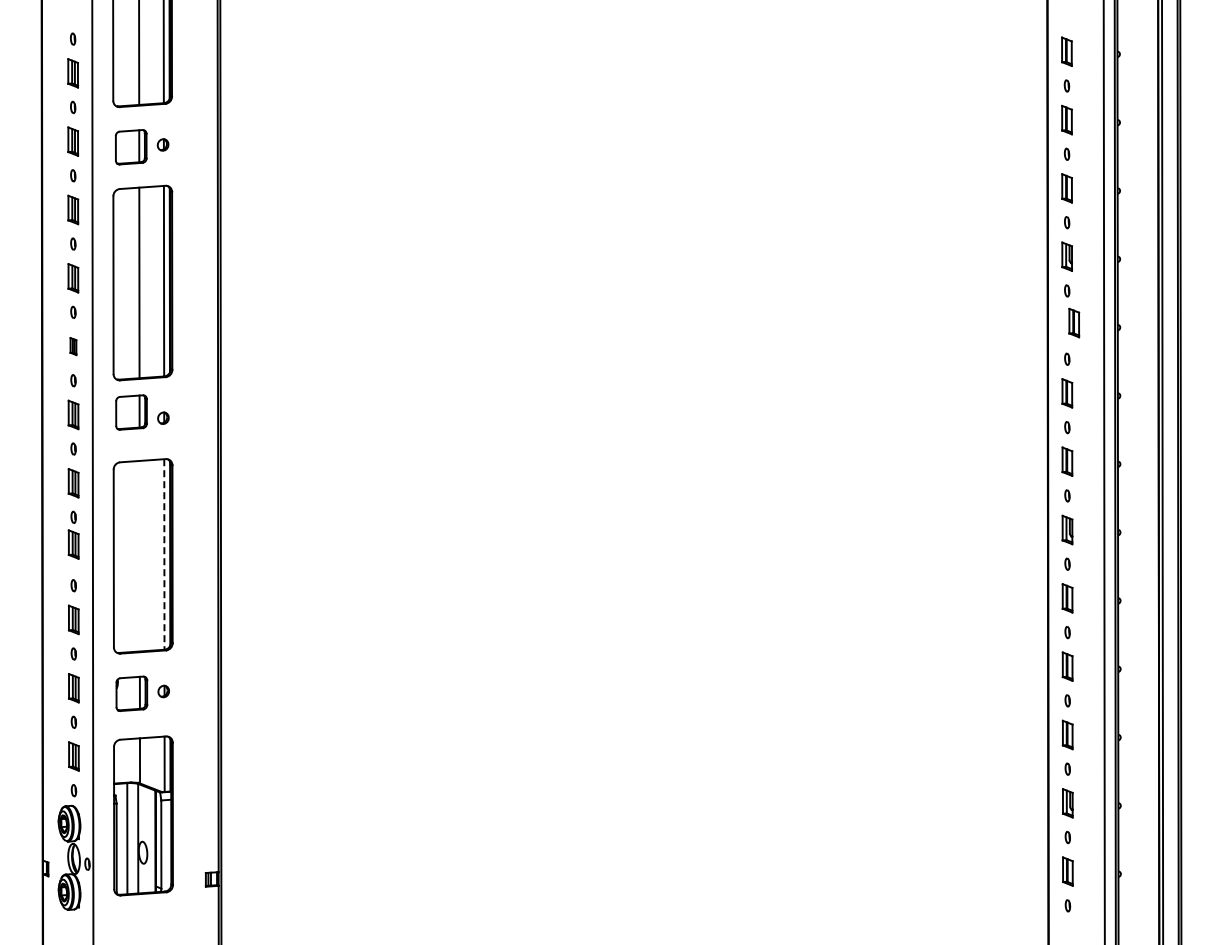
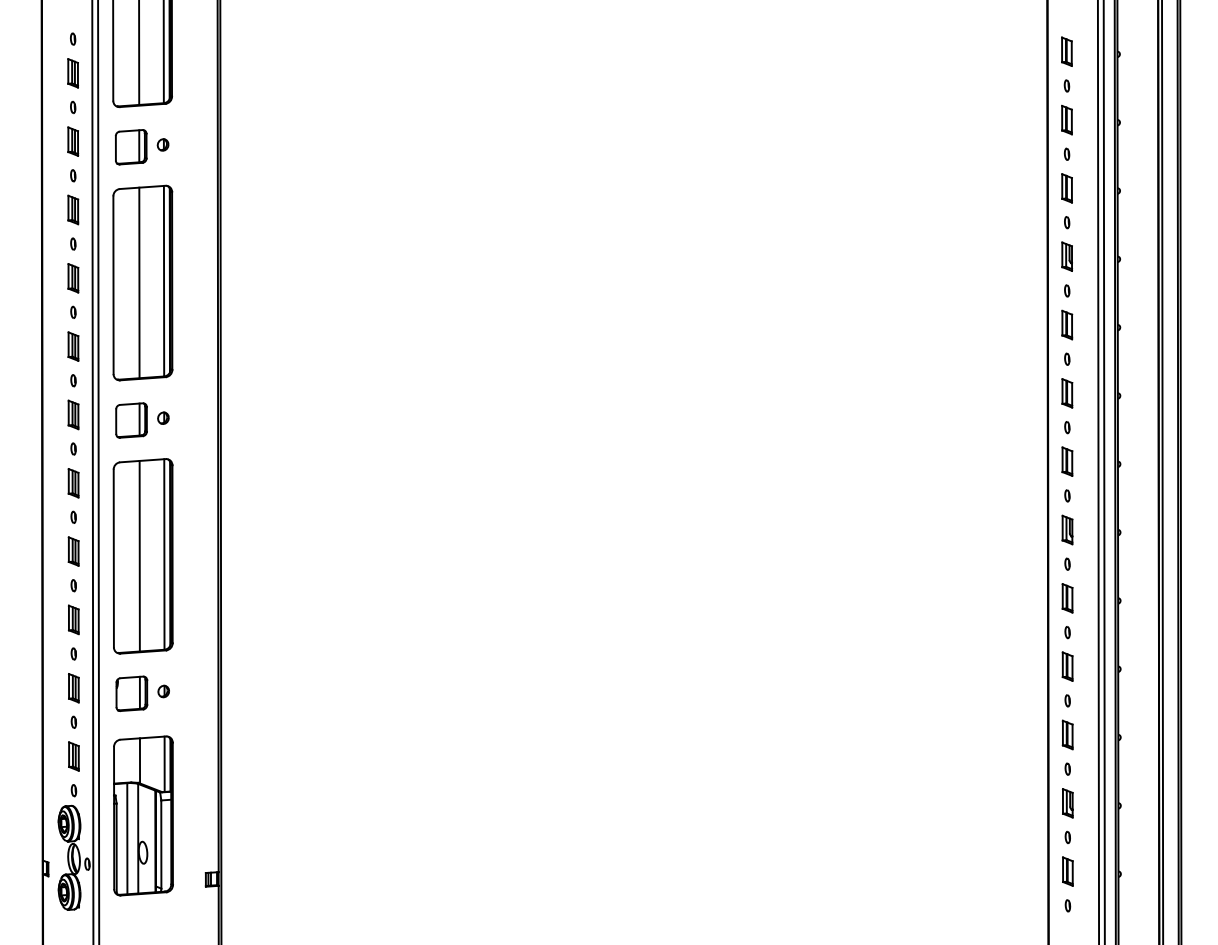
part position: (1074, 322) -> (1067, 324) (1067, 324)
part size: 9x20 px -> 13x31 px (73, 346)
part position: (131, 412) -> (131, 420) (131, 420)
line: none -> present (98, 471)
line: none -> present (1098, 471)
part position: (73, 544) -> (73, 551) (73, 551)
line: dashed -> solid (164, 554)
line: none -> present (139, 555)
